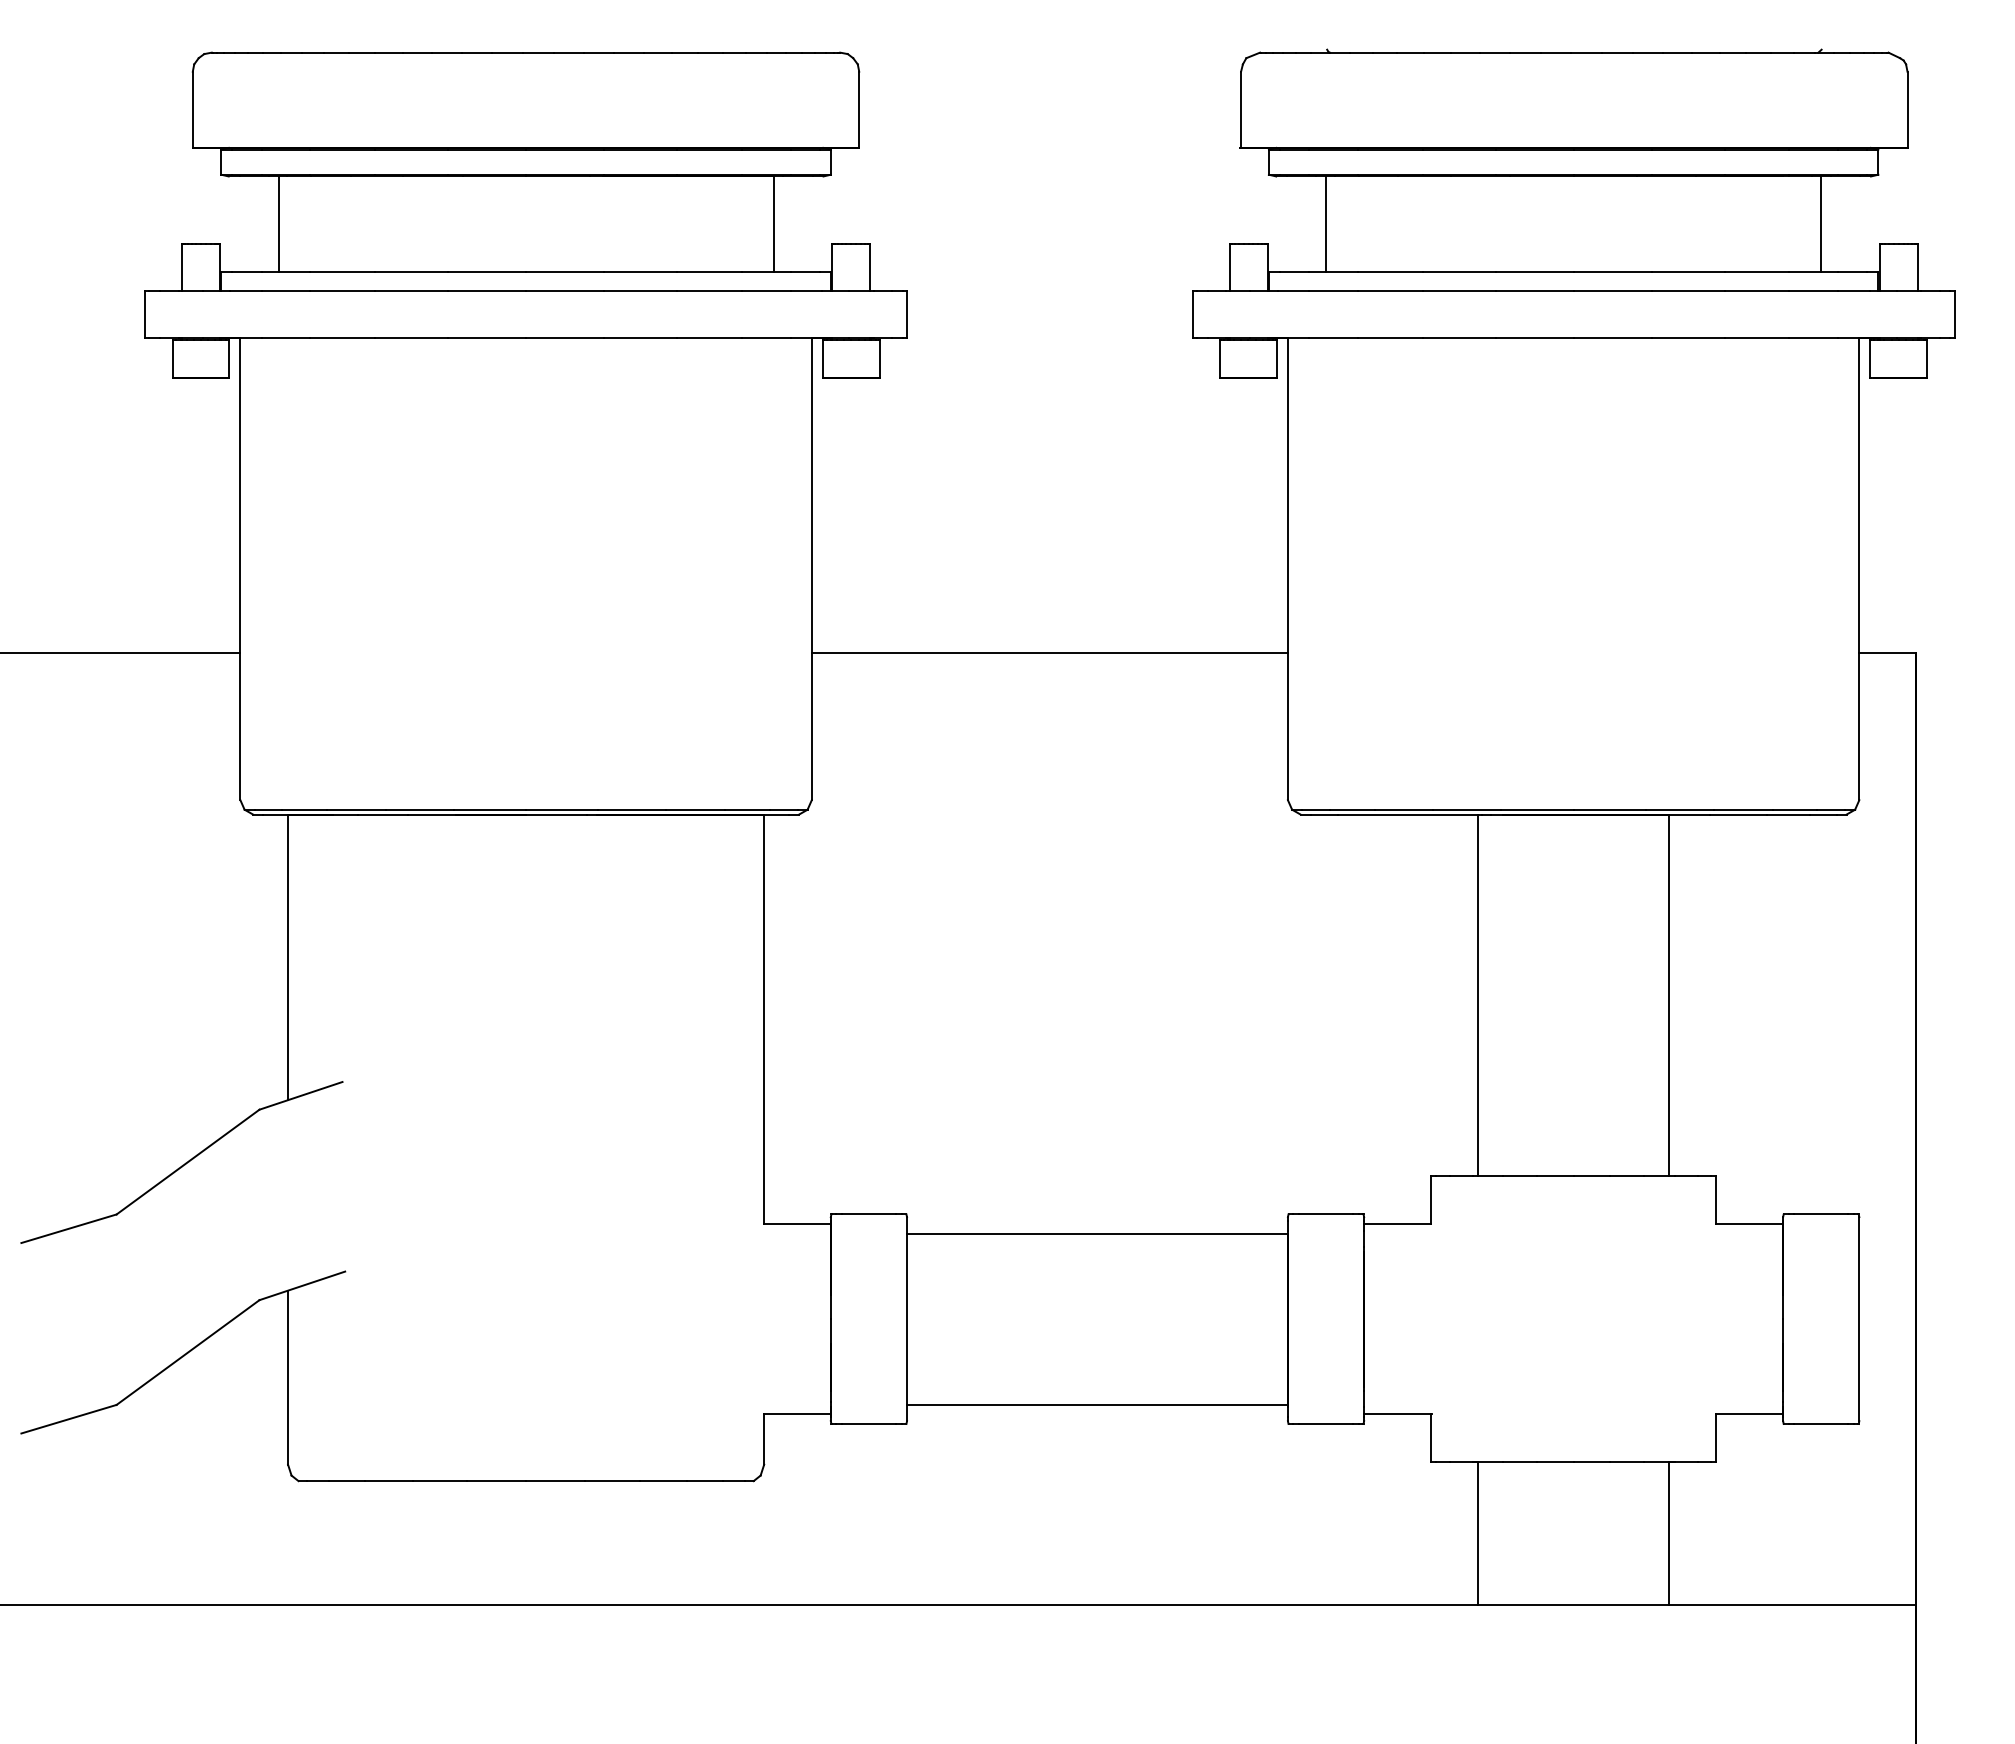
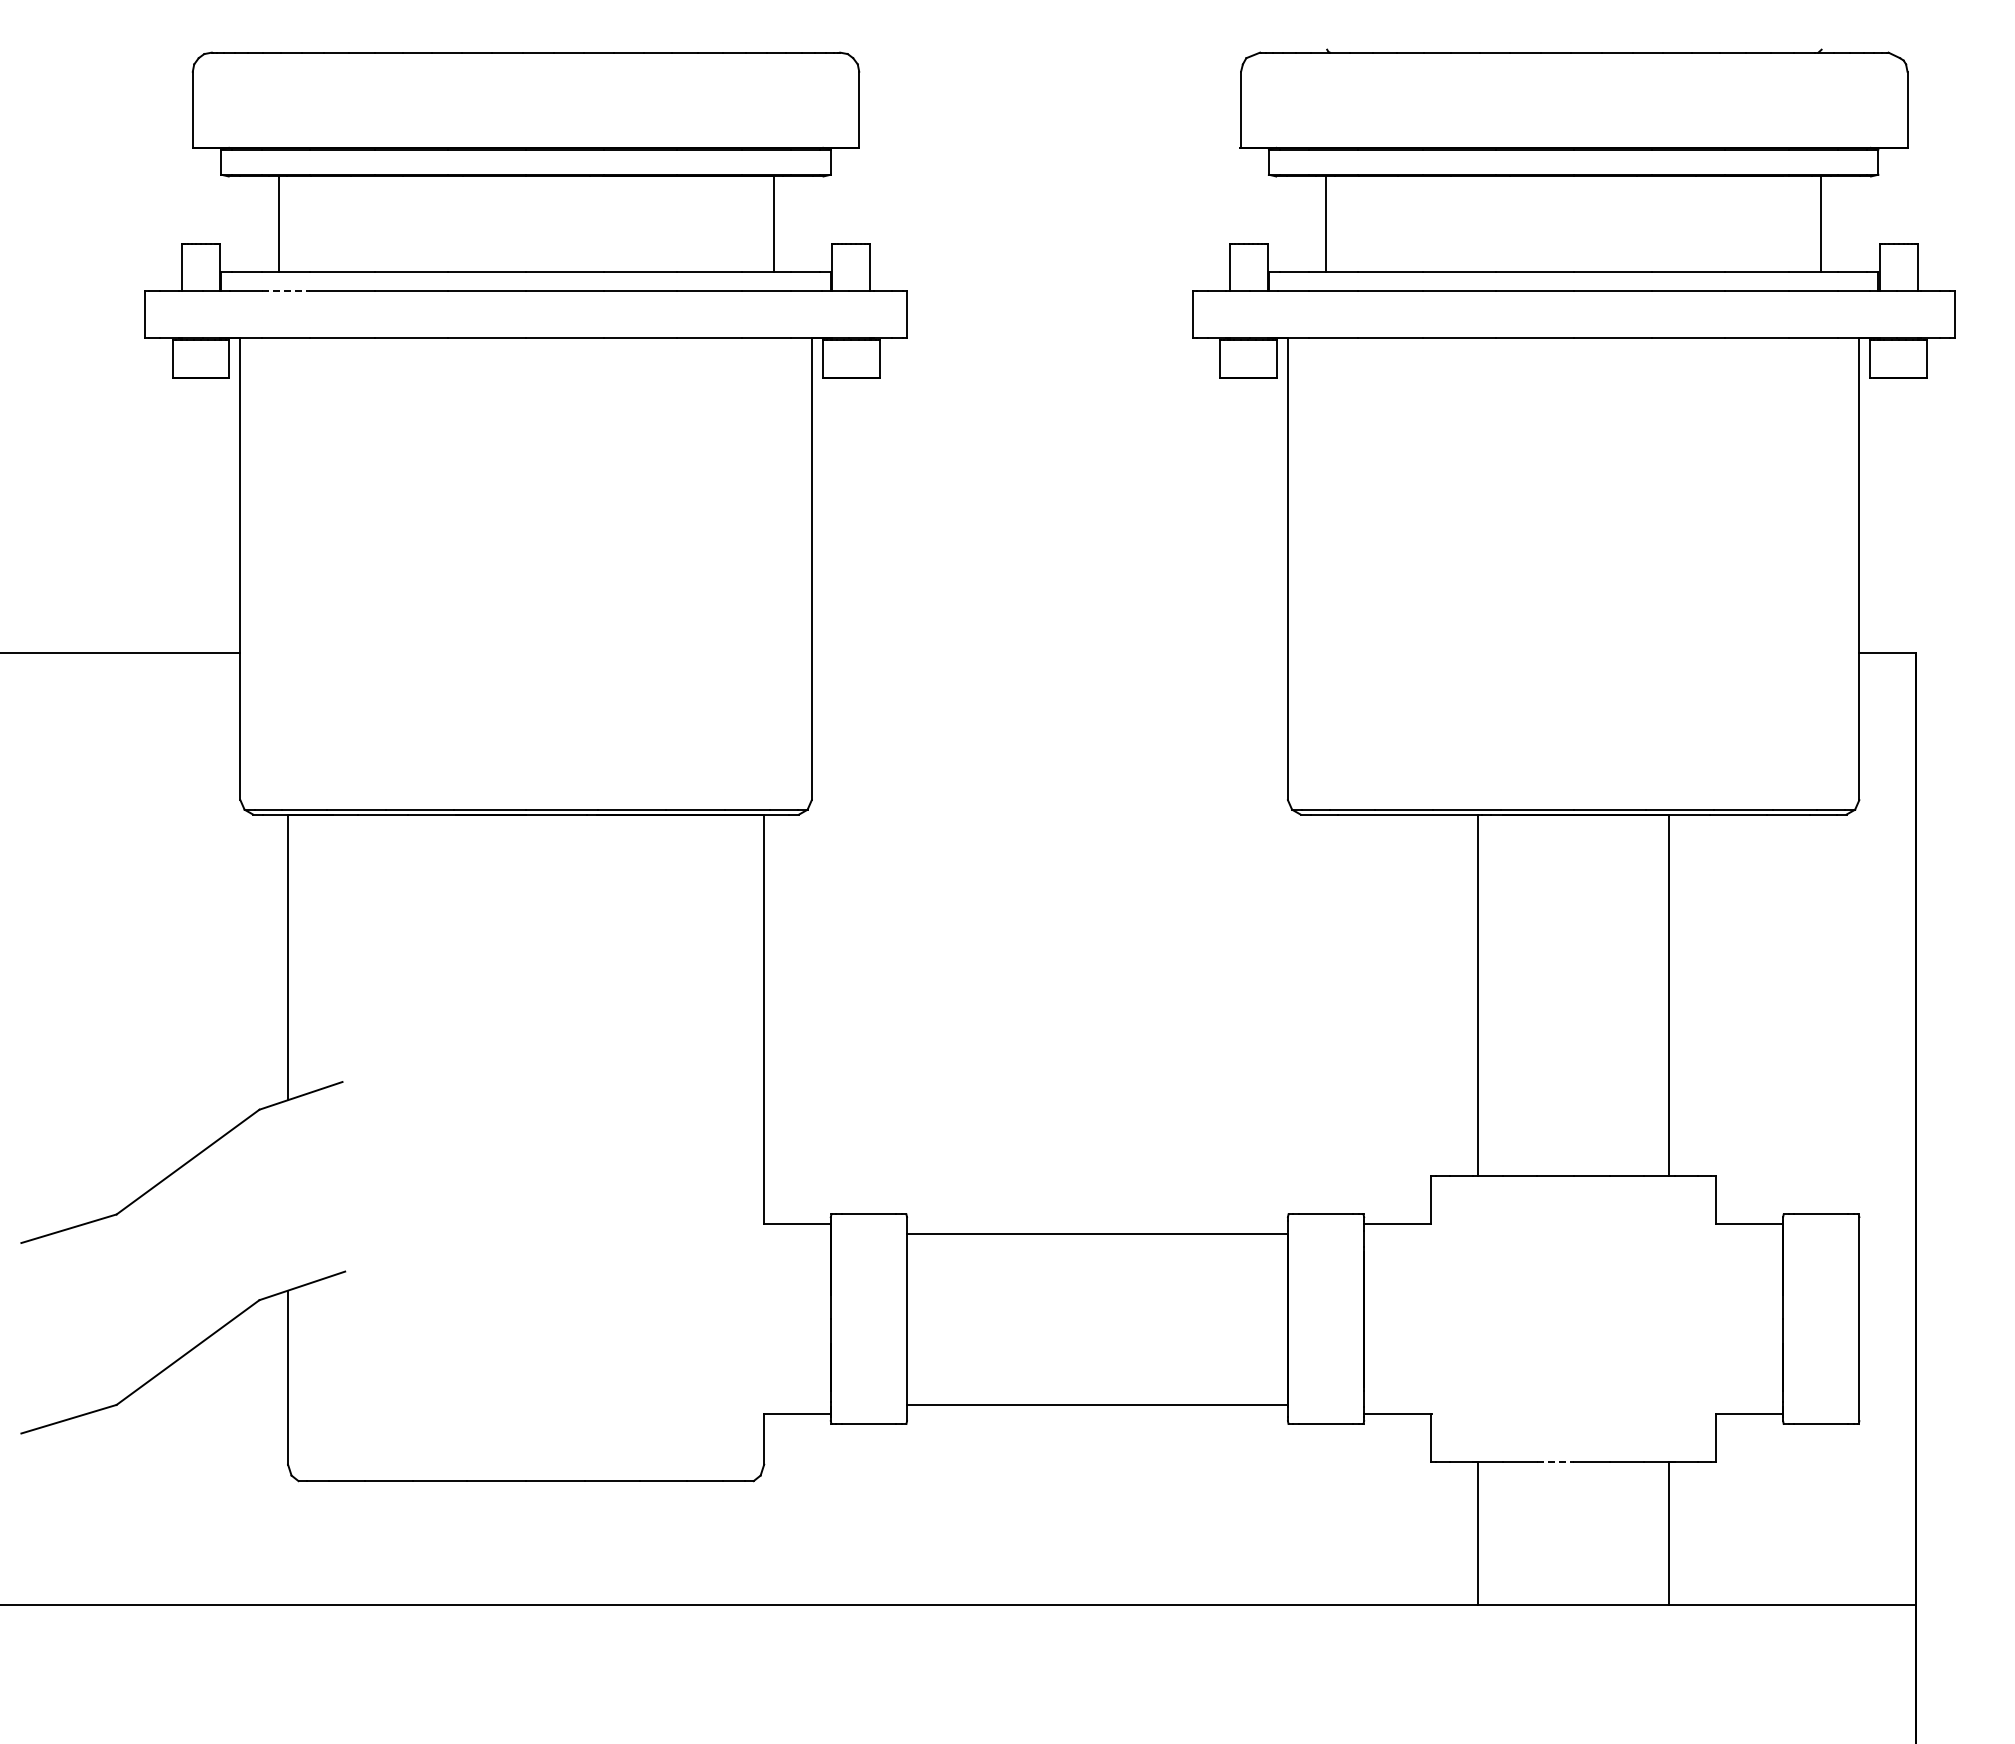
line: solid -> dashed (286, 290)
line: present -> none (1049, 652)
line: solid -> dashed (1555, 1462)
